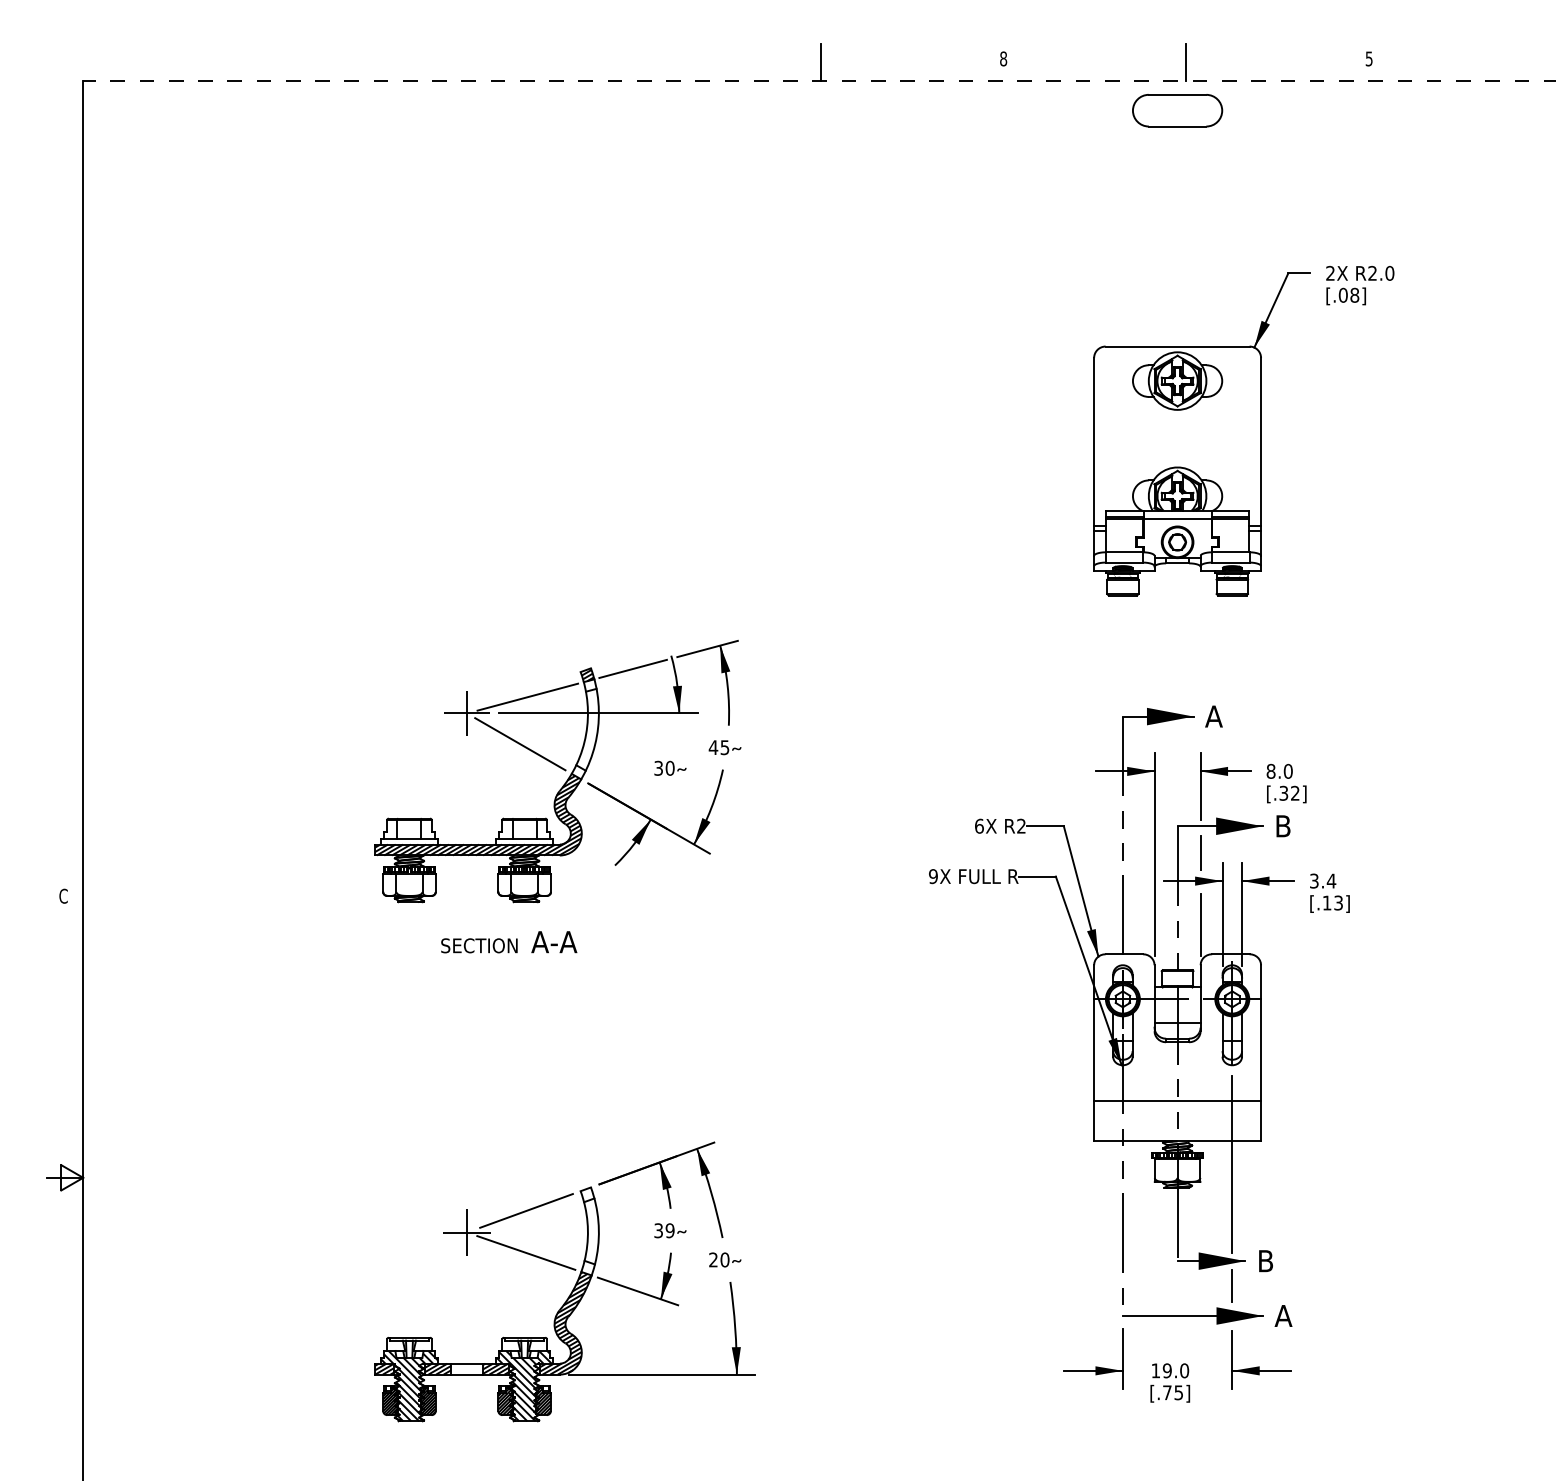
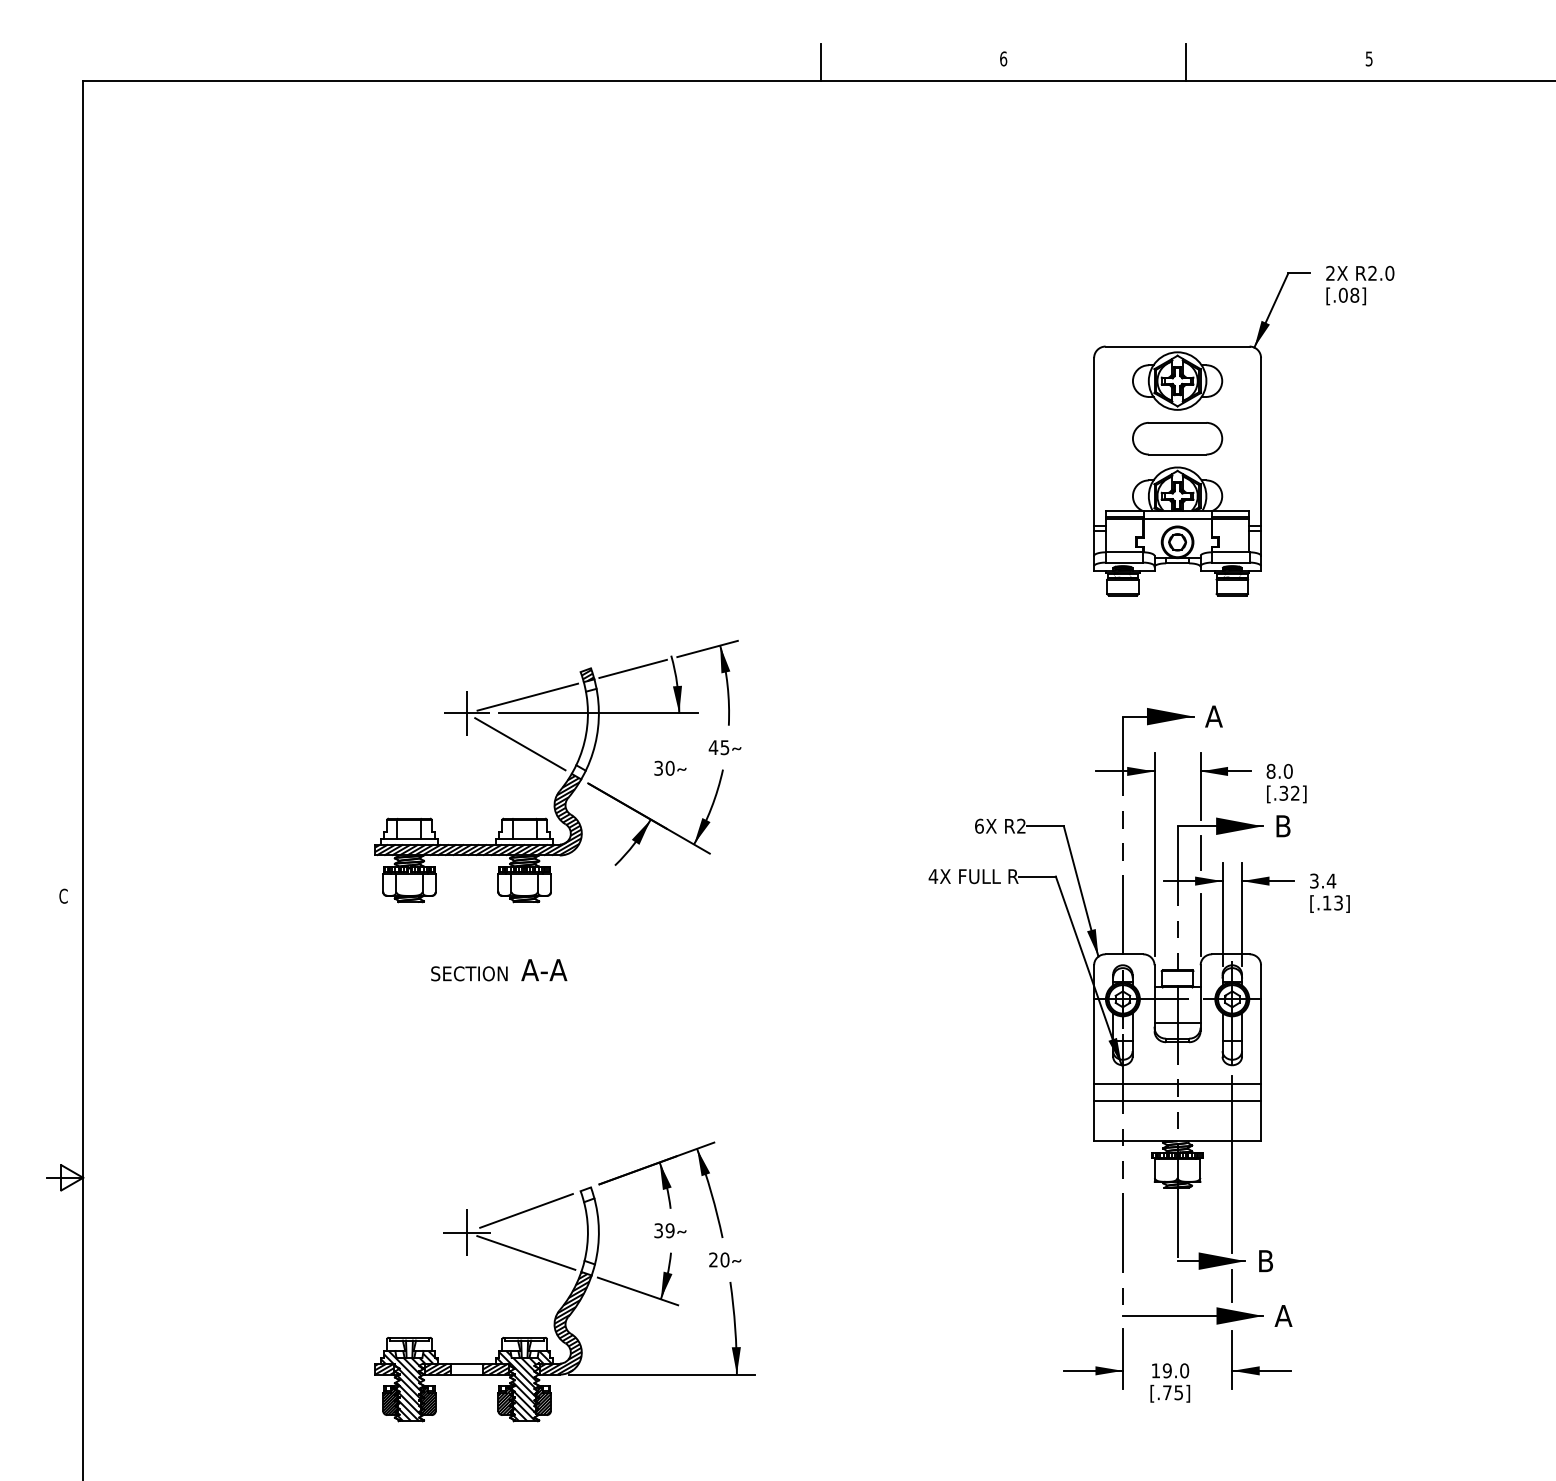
text: 8 -> 6 (1003, 58)
line: dashed -> solid (819, 80)
part position: (1177, 110) -> (1177, 438) (1177, 438)
text: 9X -> 4X (933, 876)
text position: (509, 942) -> (499, 970) (499, 970)
line: none -> present (1177, 1084)
